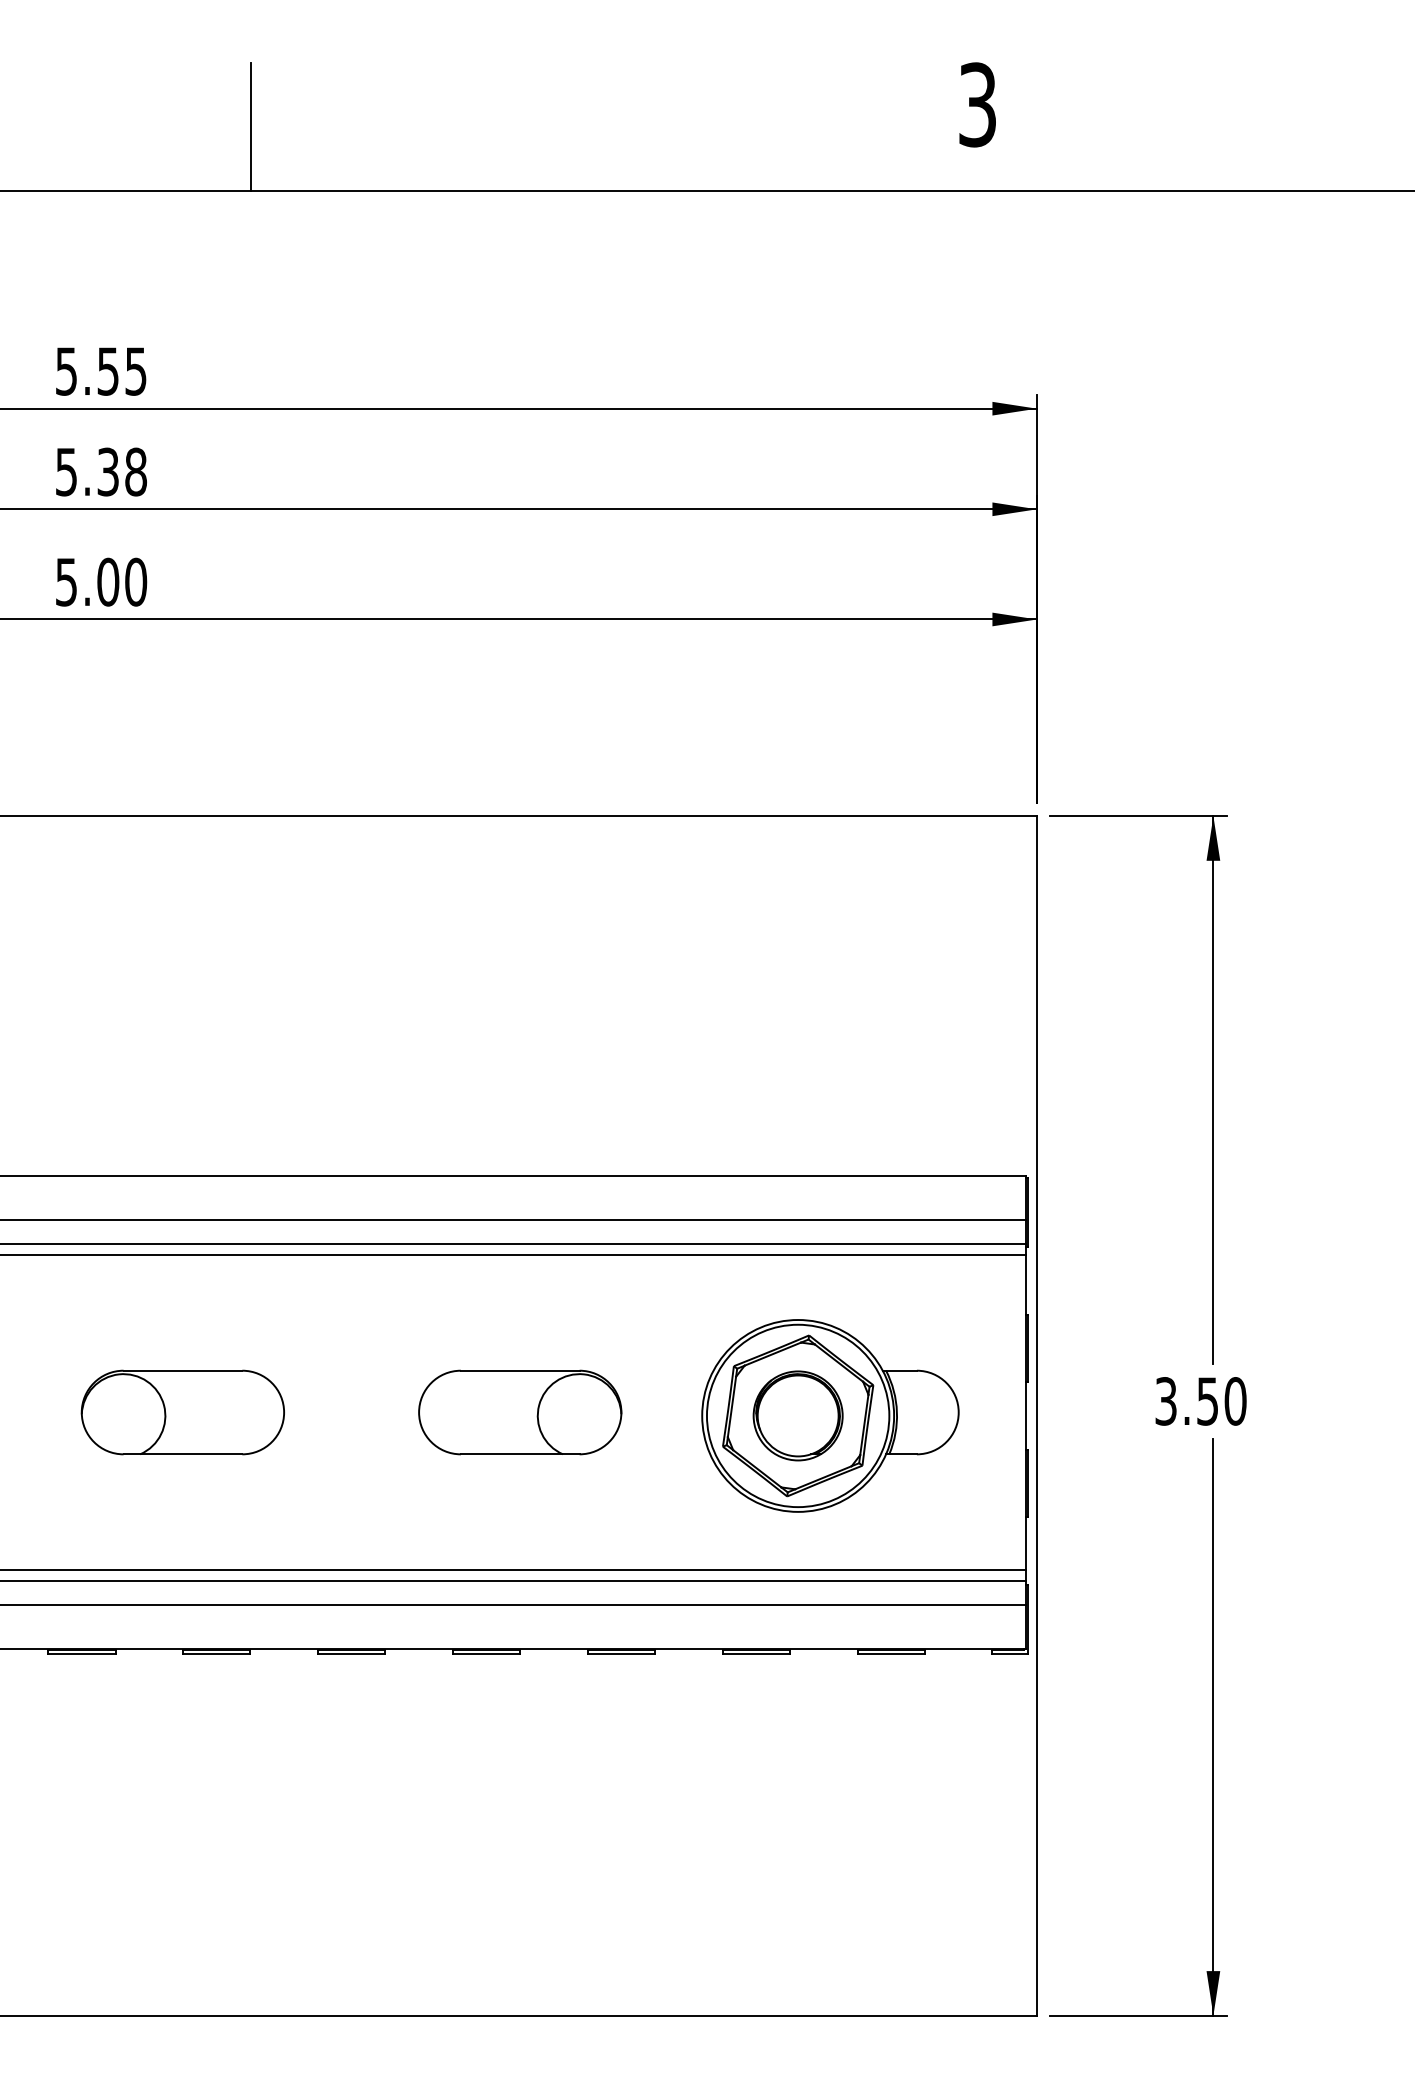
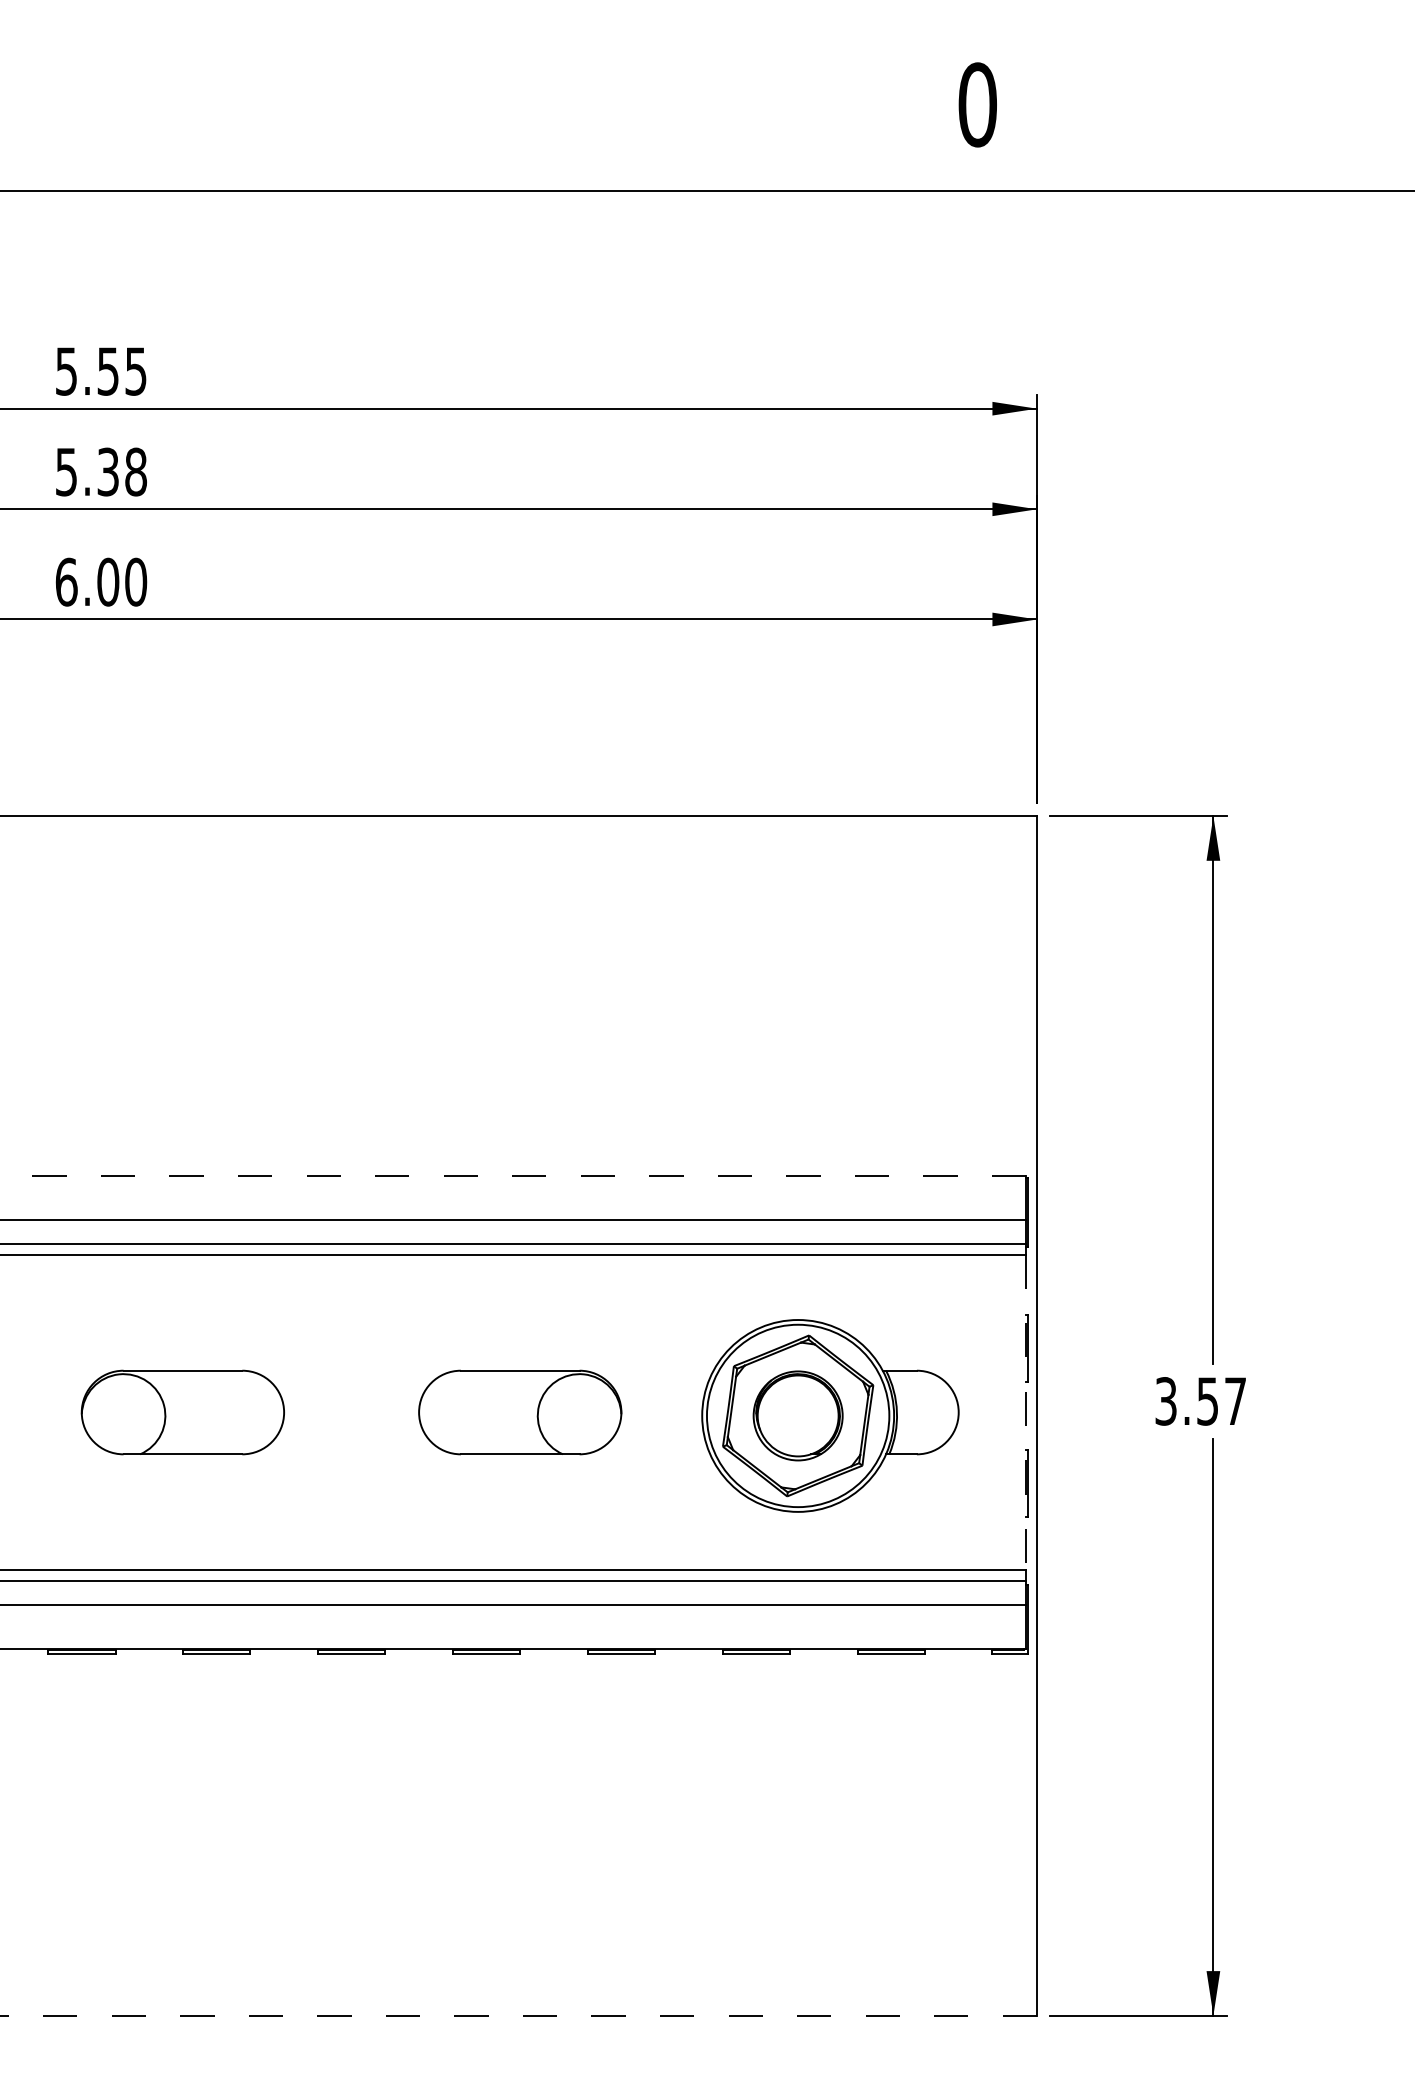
text: 3 -> 0 (977, 104)
line: present -> none (250, 126)
text: 5.00 -> 6.00 (66, 581)
line: solid -> dashed (513, 1176)
text: 3.50 -> 3.57 (1235, 1401)
line: solid -> dashed (1026, 1412)
line: solid -> dashed (518, 2015)
